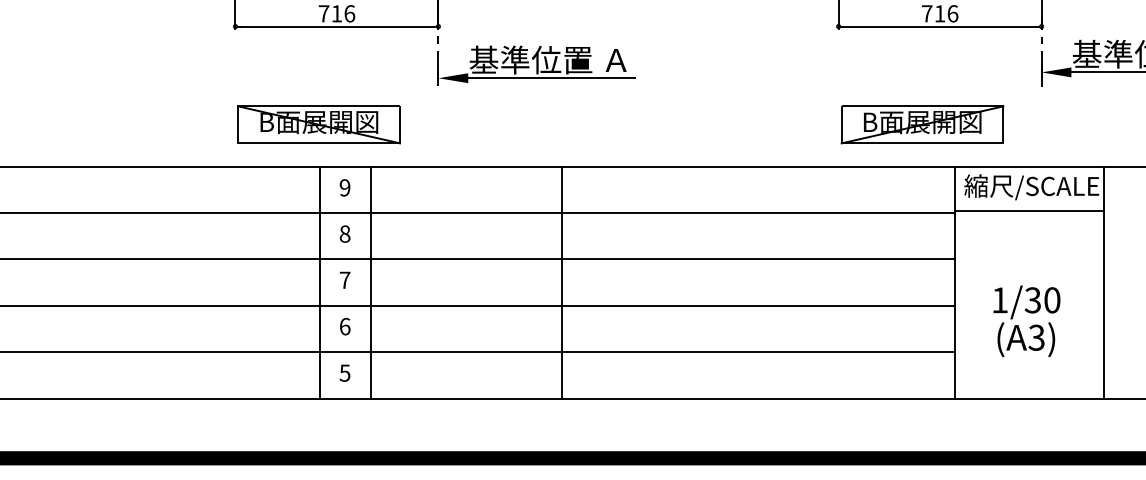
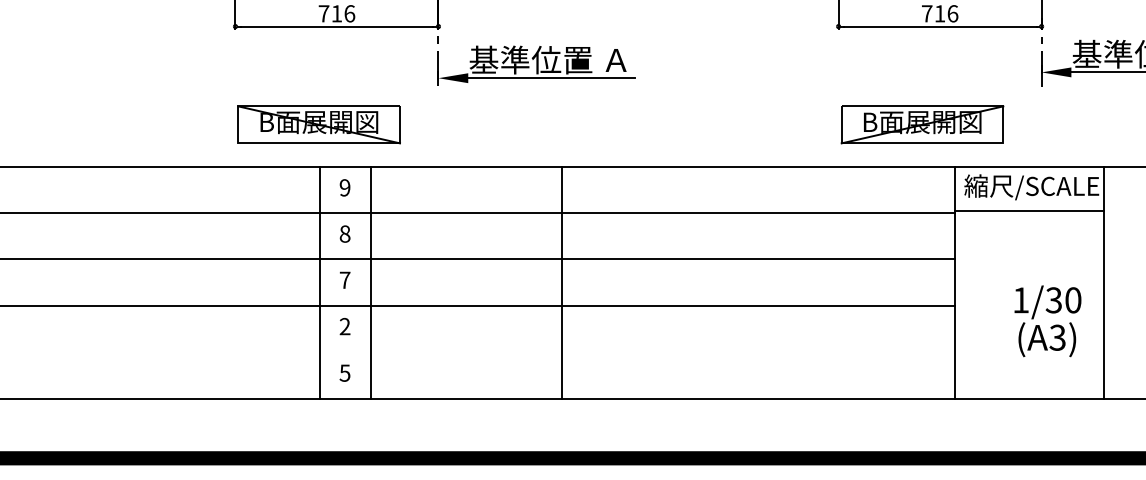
text position: (1026, 321) -> (1047, 321) (1047, 321)
text: 6 -> 2 (344, 326)
line: present -> none (478, 352)
